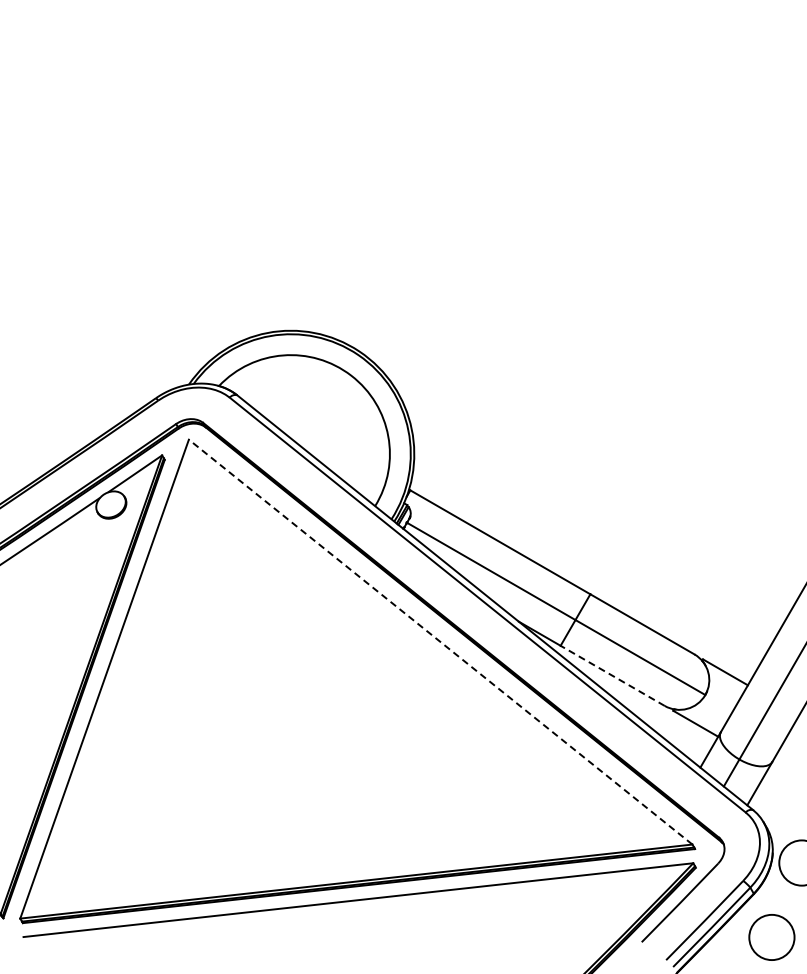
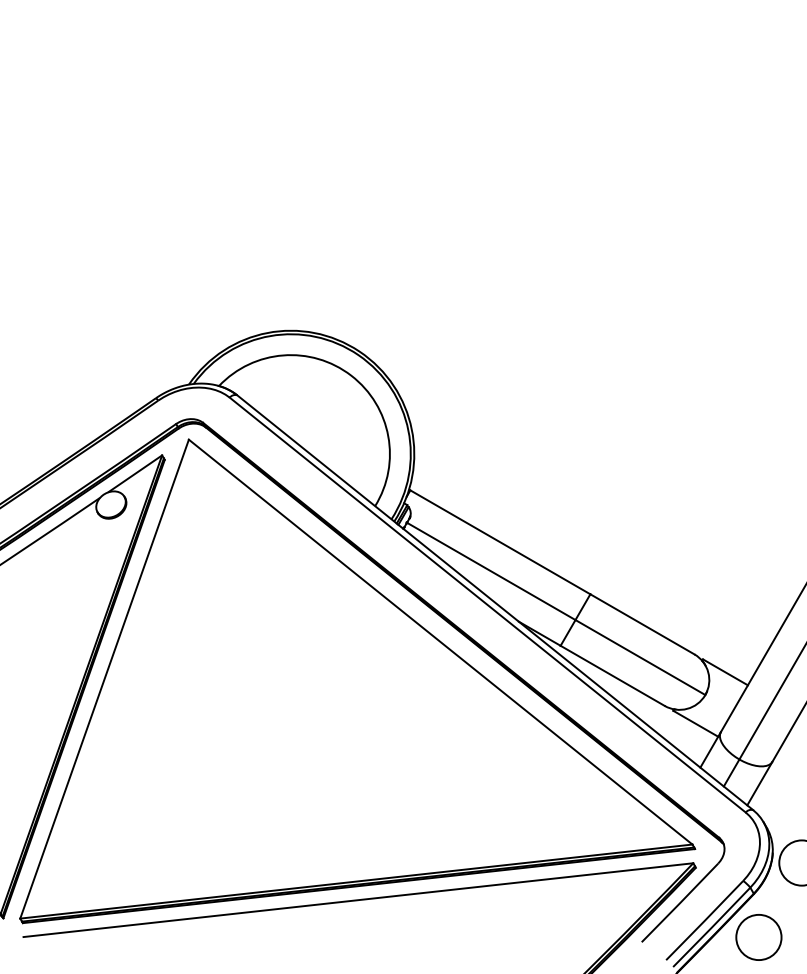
line: dashed -> solid (440, 641)
line: dashed -> solid (612, 675)
circle position: (771, 937) -> (758, 937) (758, 937)
